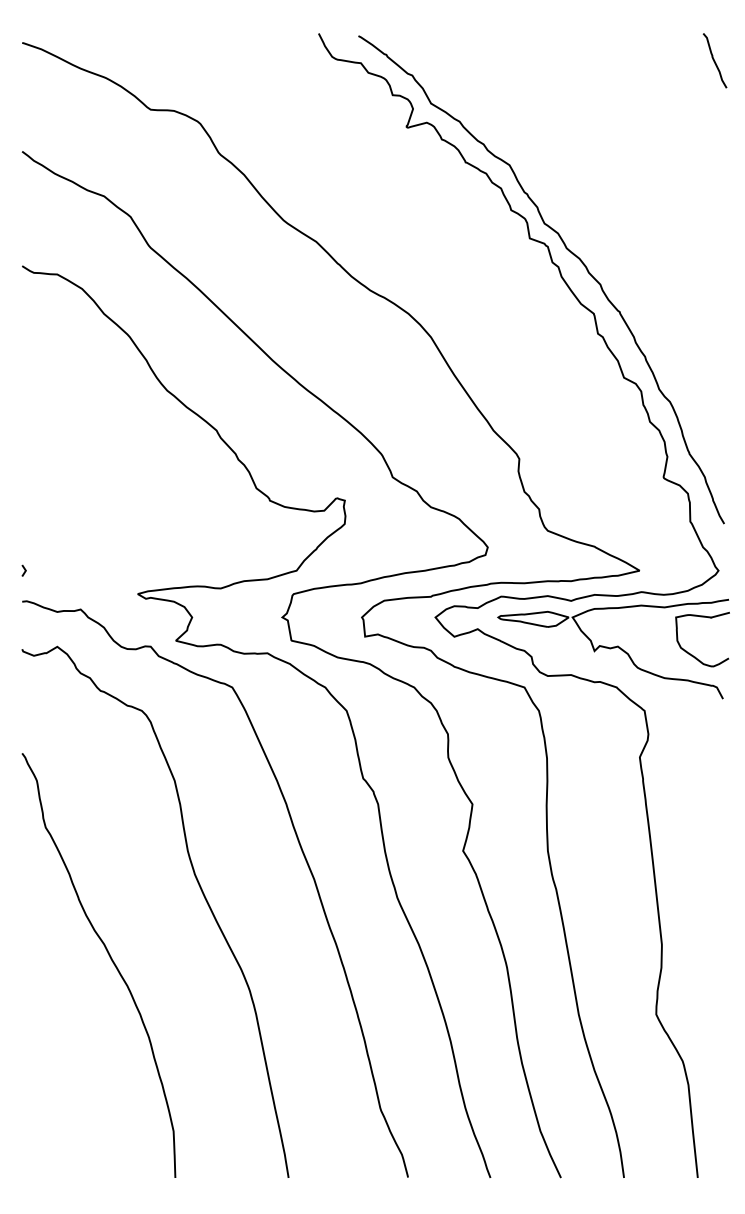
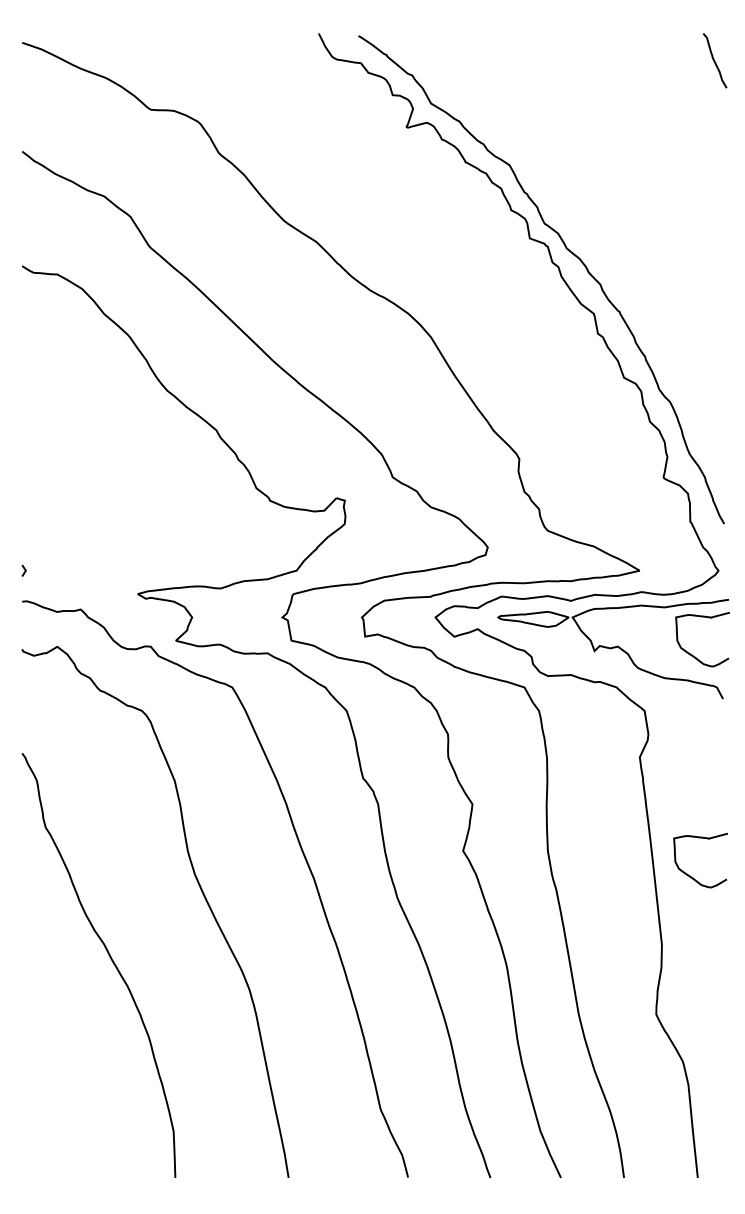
curve: none -> present (690, 875)
